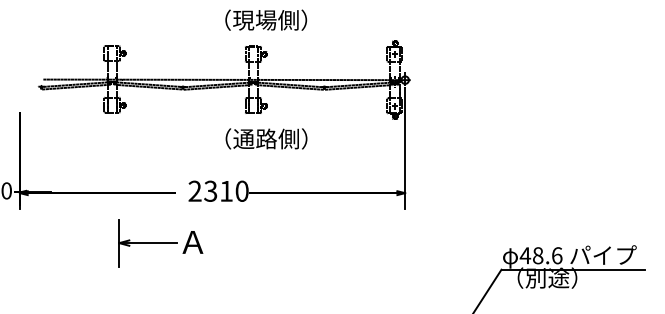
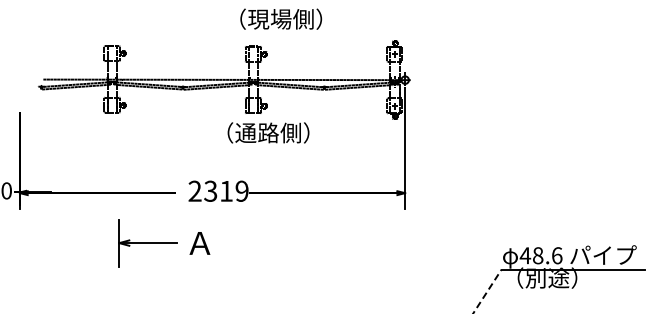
text position: (266, 19) -> (281, 18) (281, 18)
text position: (266, 138) -> (268, 132) (268, 132)
text: 2310 -> 2319 (241, 190)
text position: (192, 242) -> (199, 243) (199, 243)
line: solid -> dashed (487, 291)
